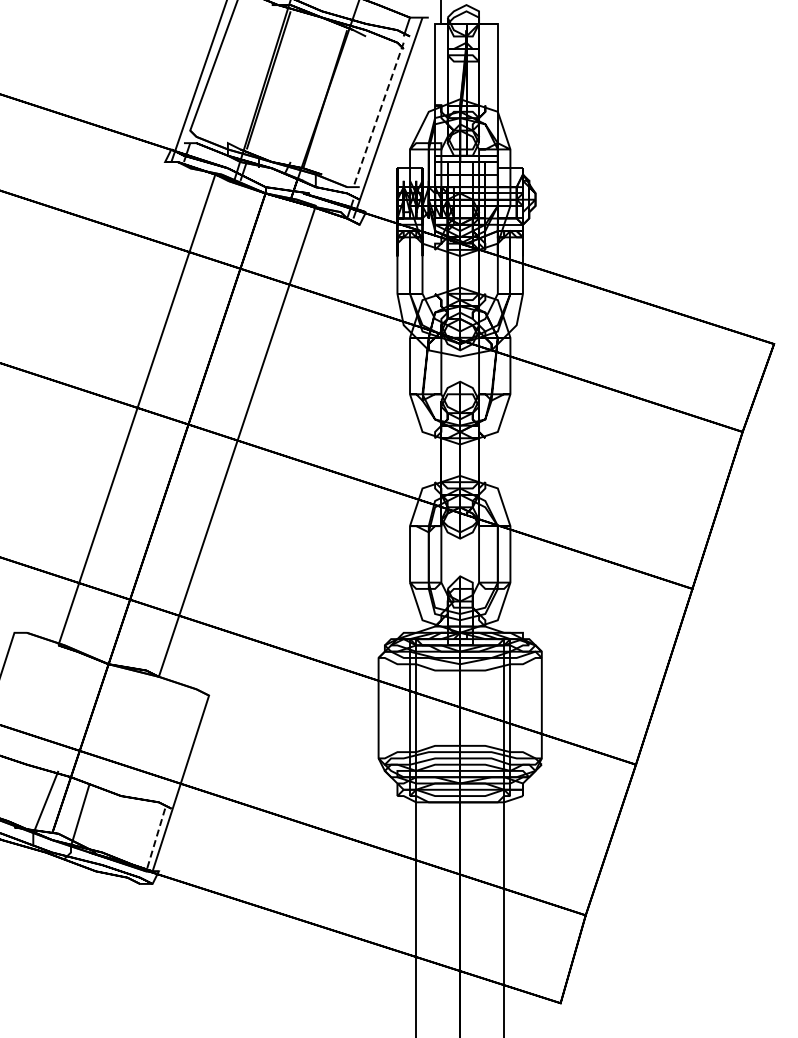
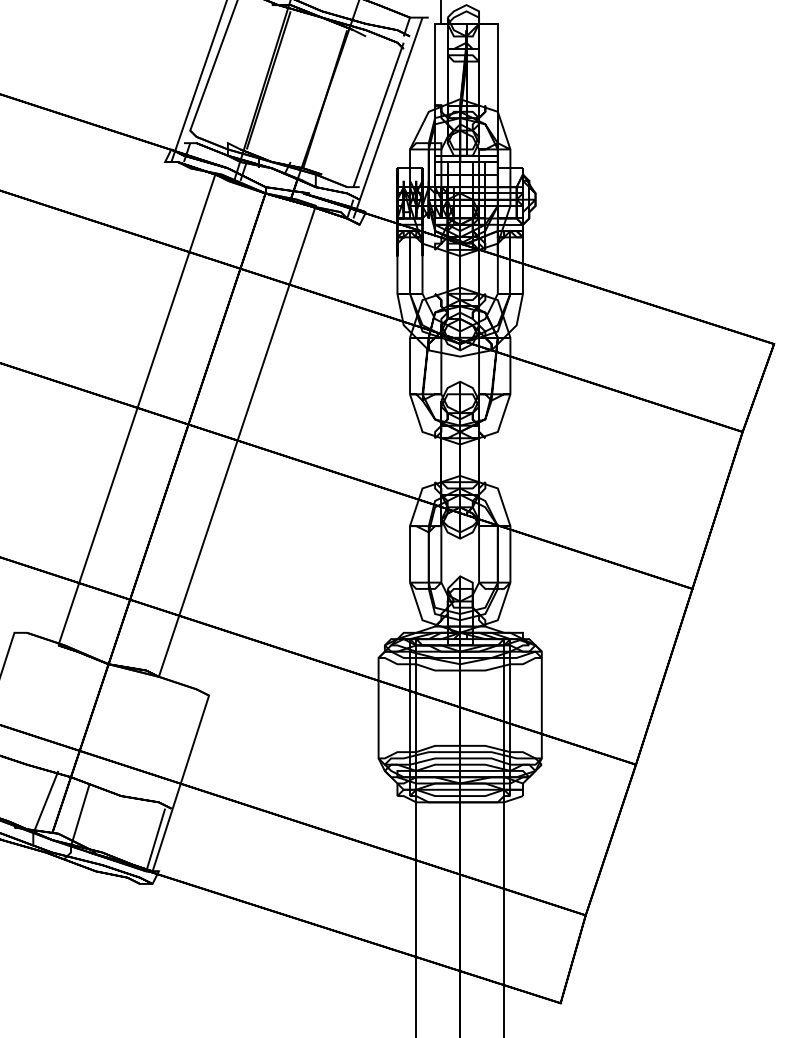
line: dashed -> solid (378, 115)
line: dashed -> solid (155, 840)
